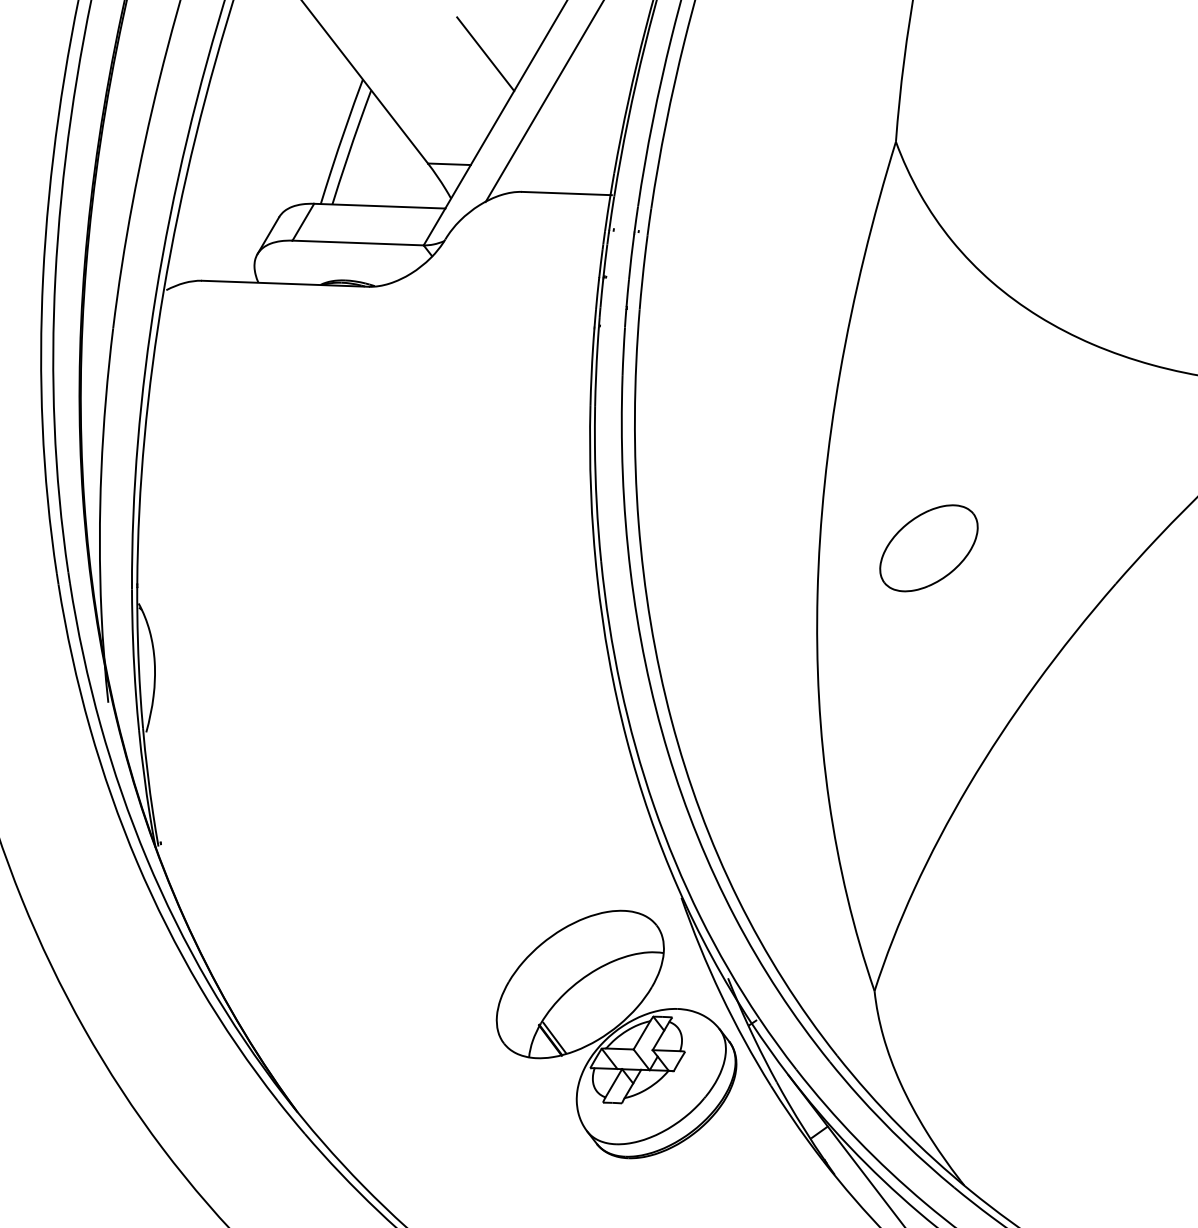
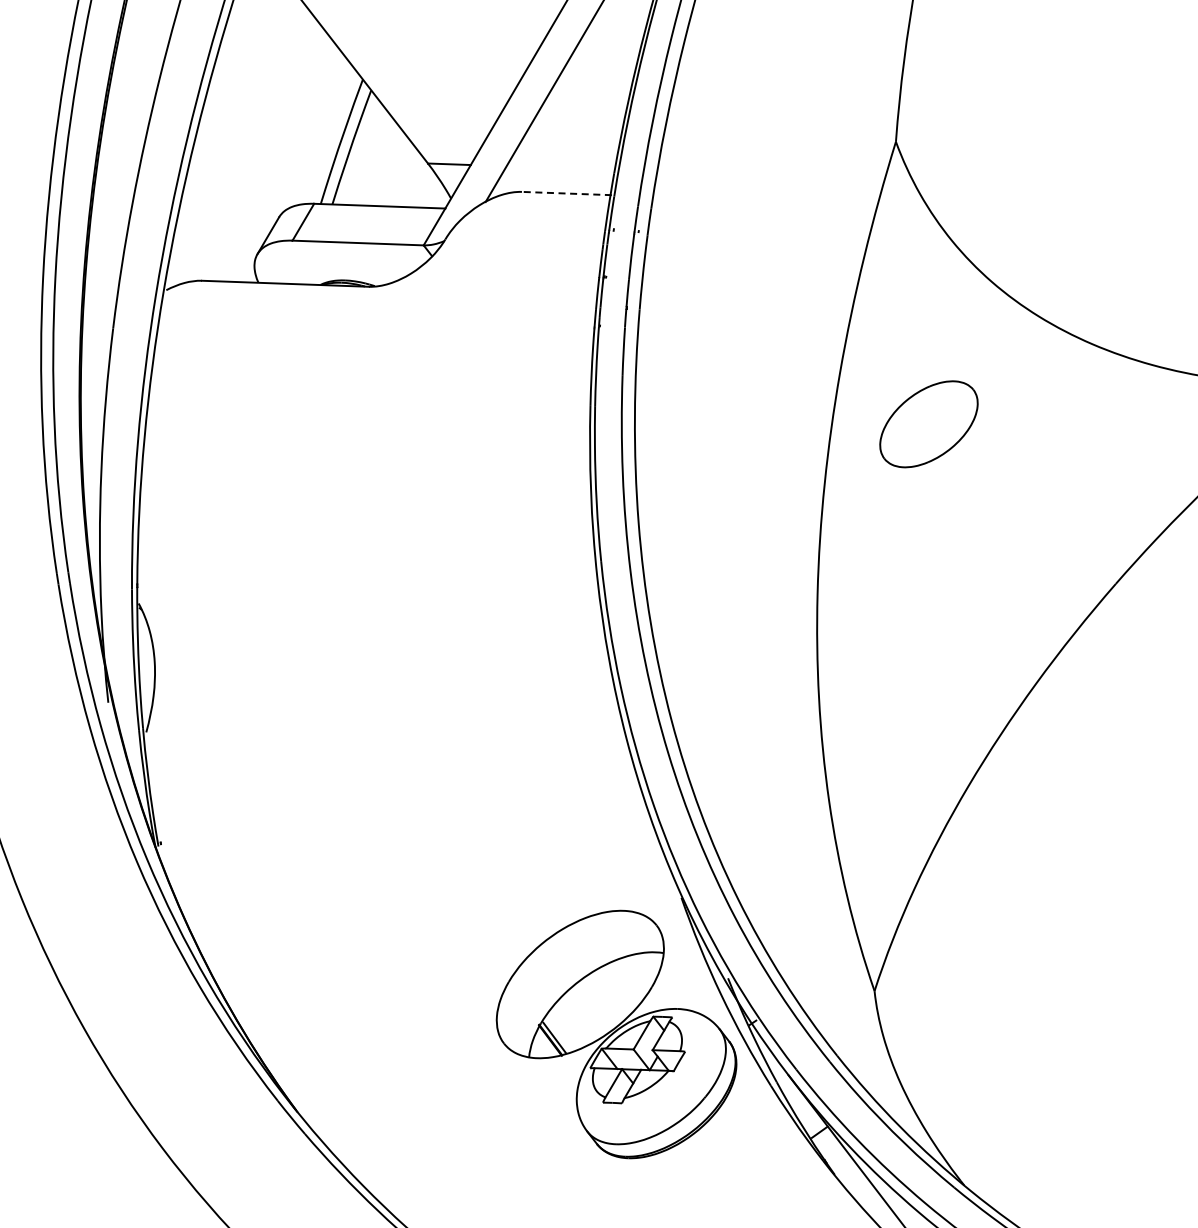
line: present -> none (485, 54)
line: solid -> dashed (566, 193)
part position: (928, 548) -> (928, 424) (928, 424)
